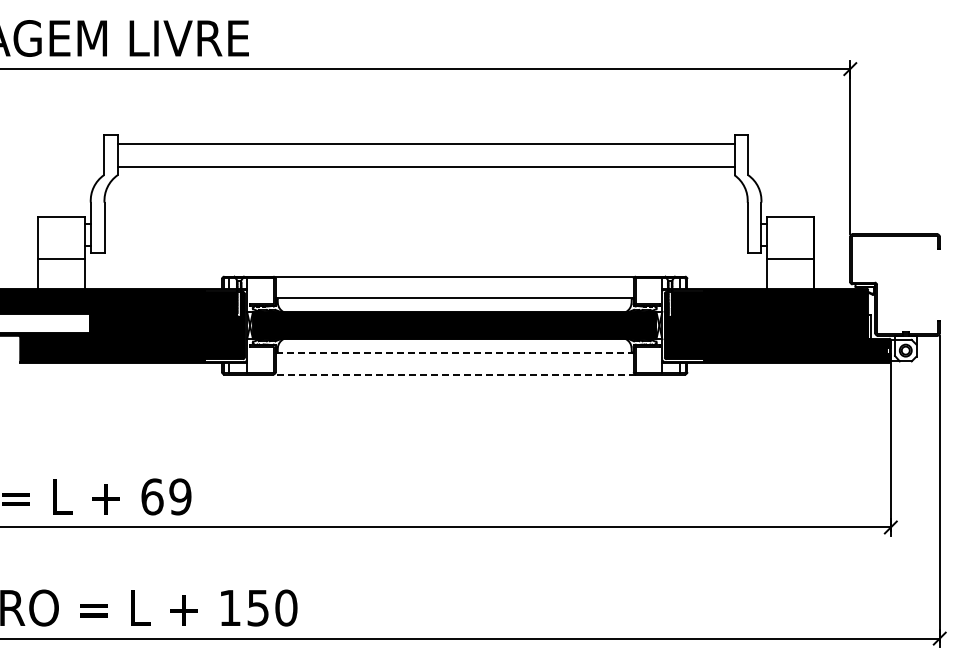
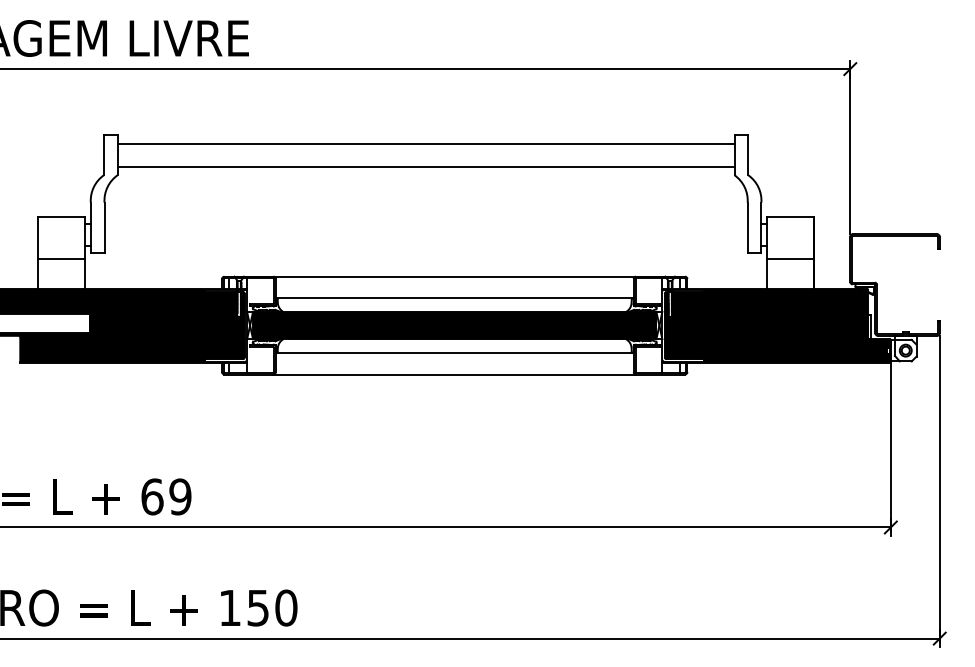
line: dashed -> solid (454, 353)
line: dashed -> solid (454, 374)
